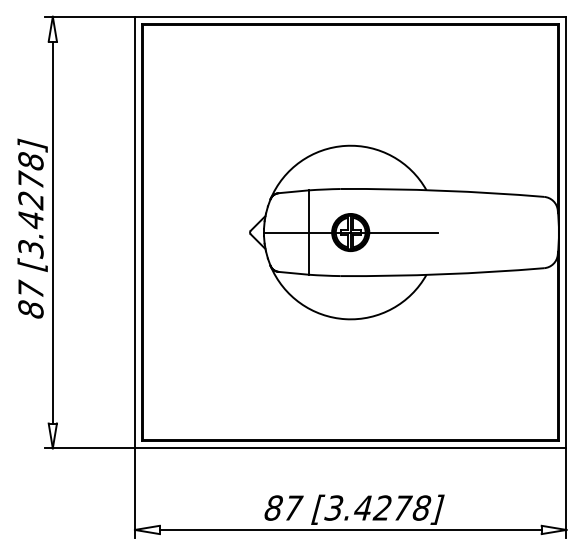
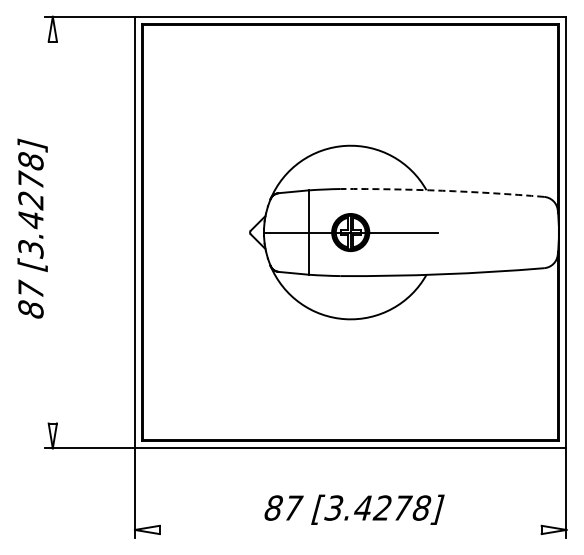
arc: solid -> dashed (442, 190)
line: present -> none (52, 232)
line: present -> none (350, 529)
